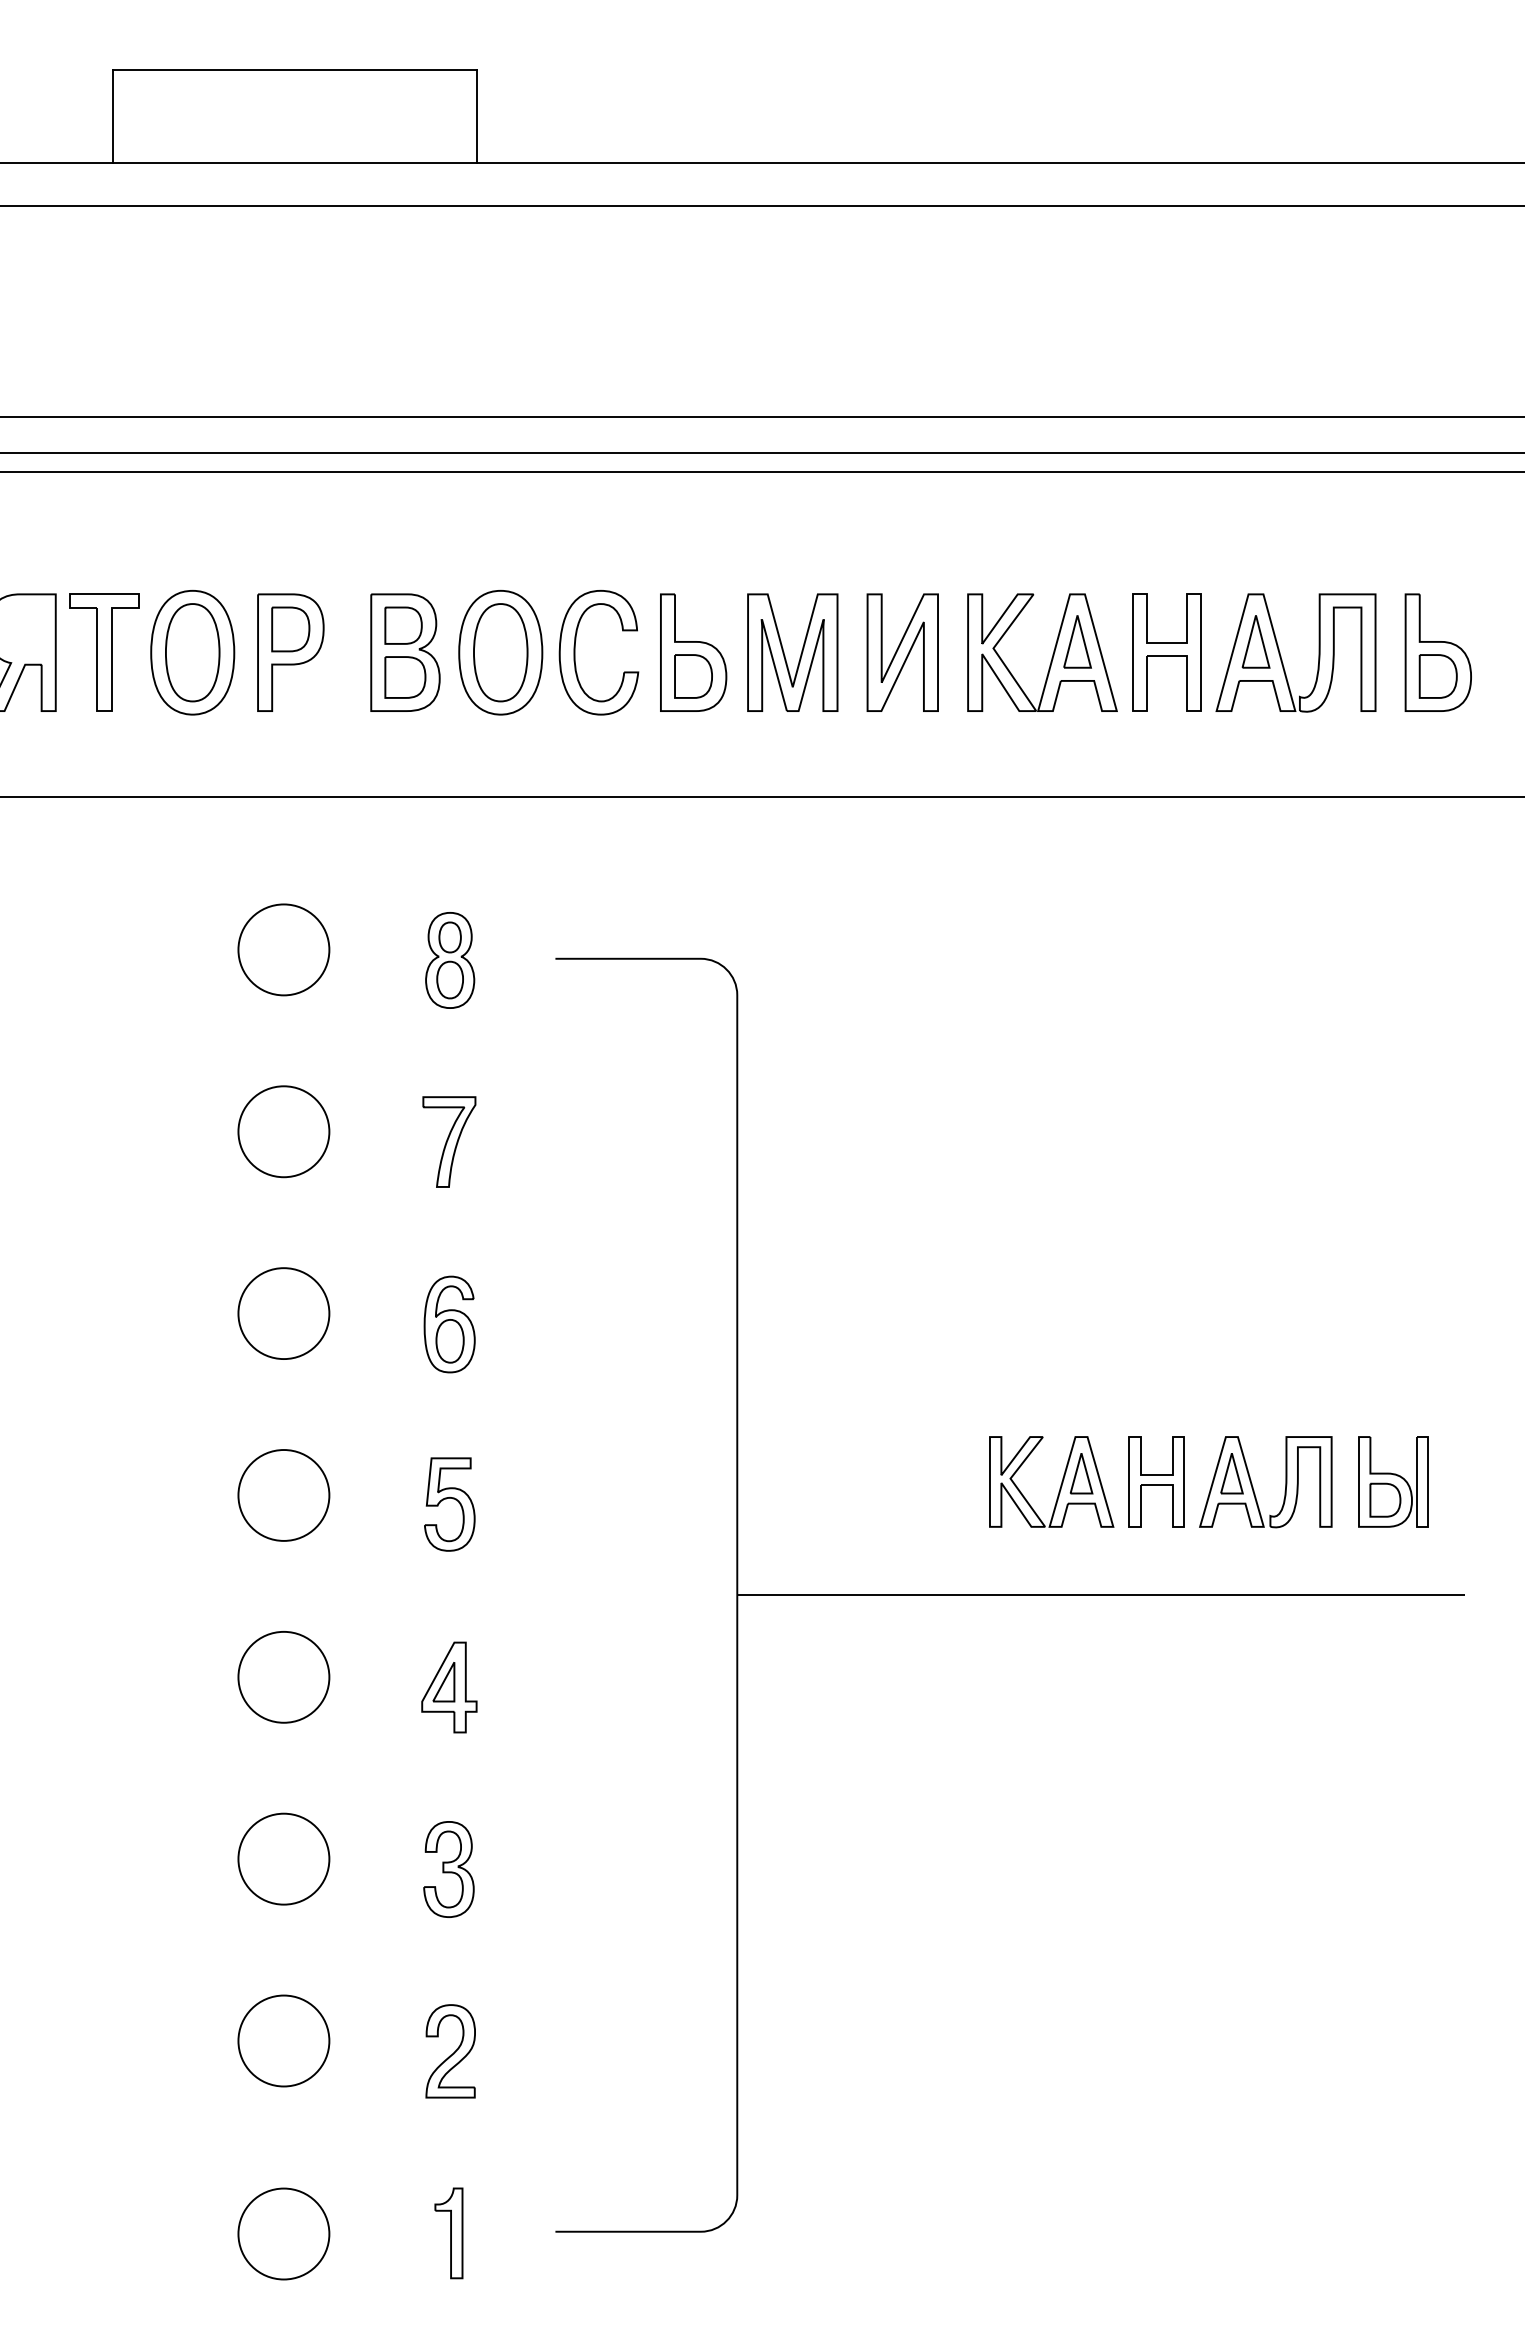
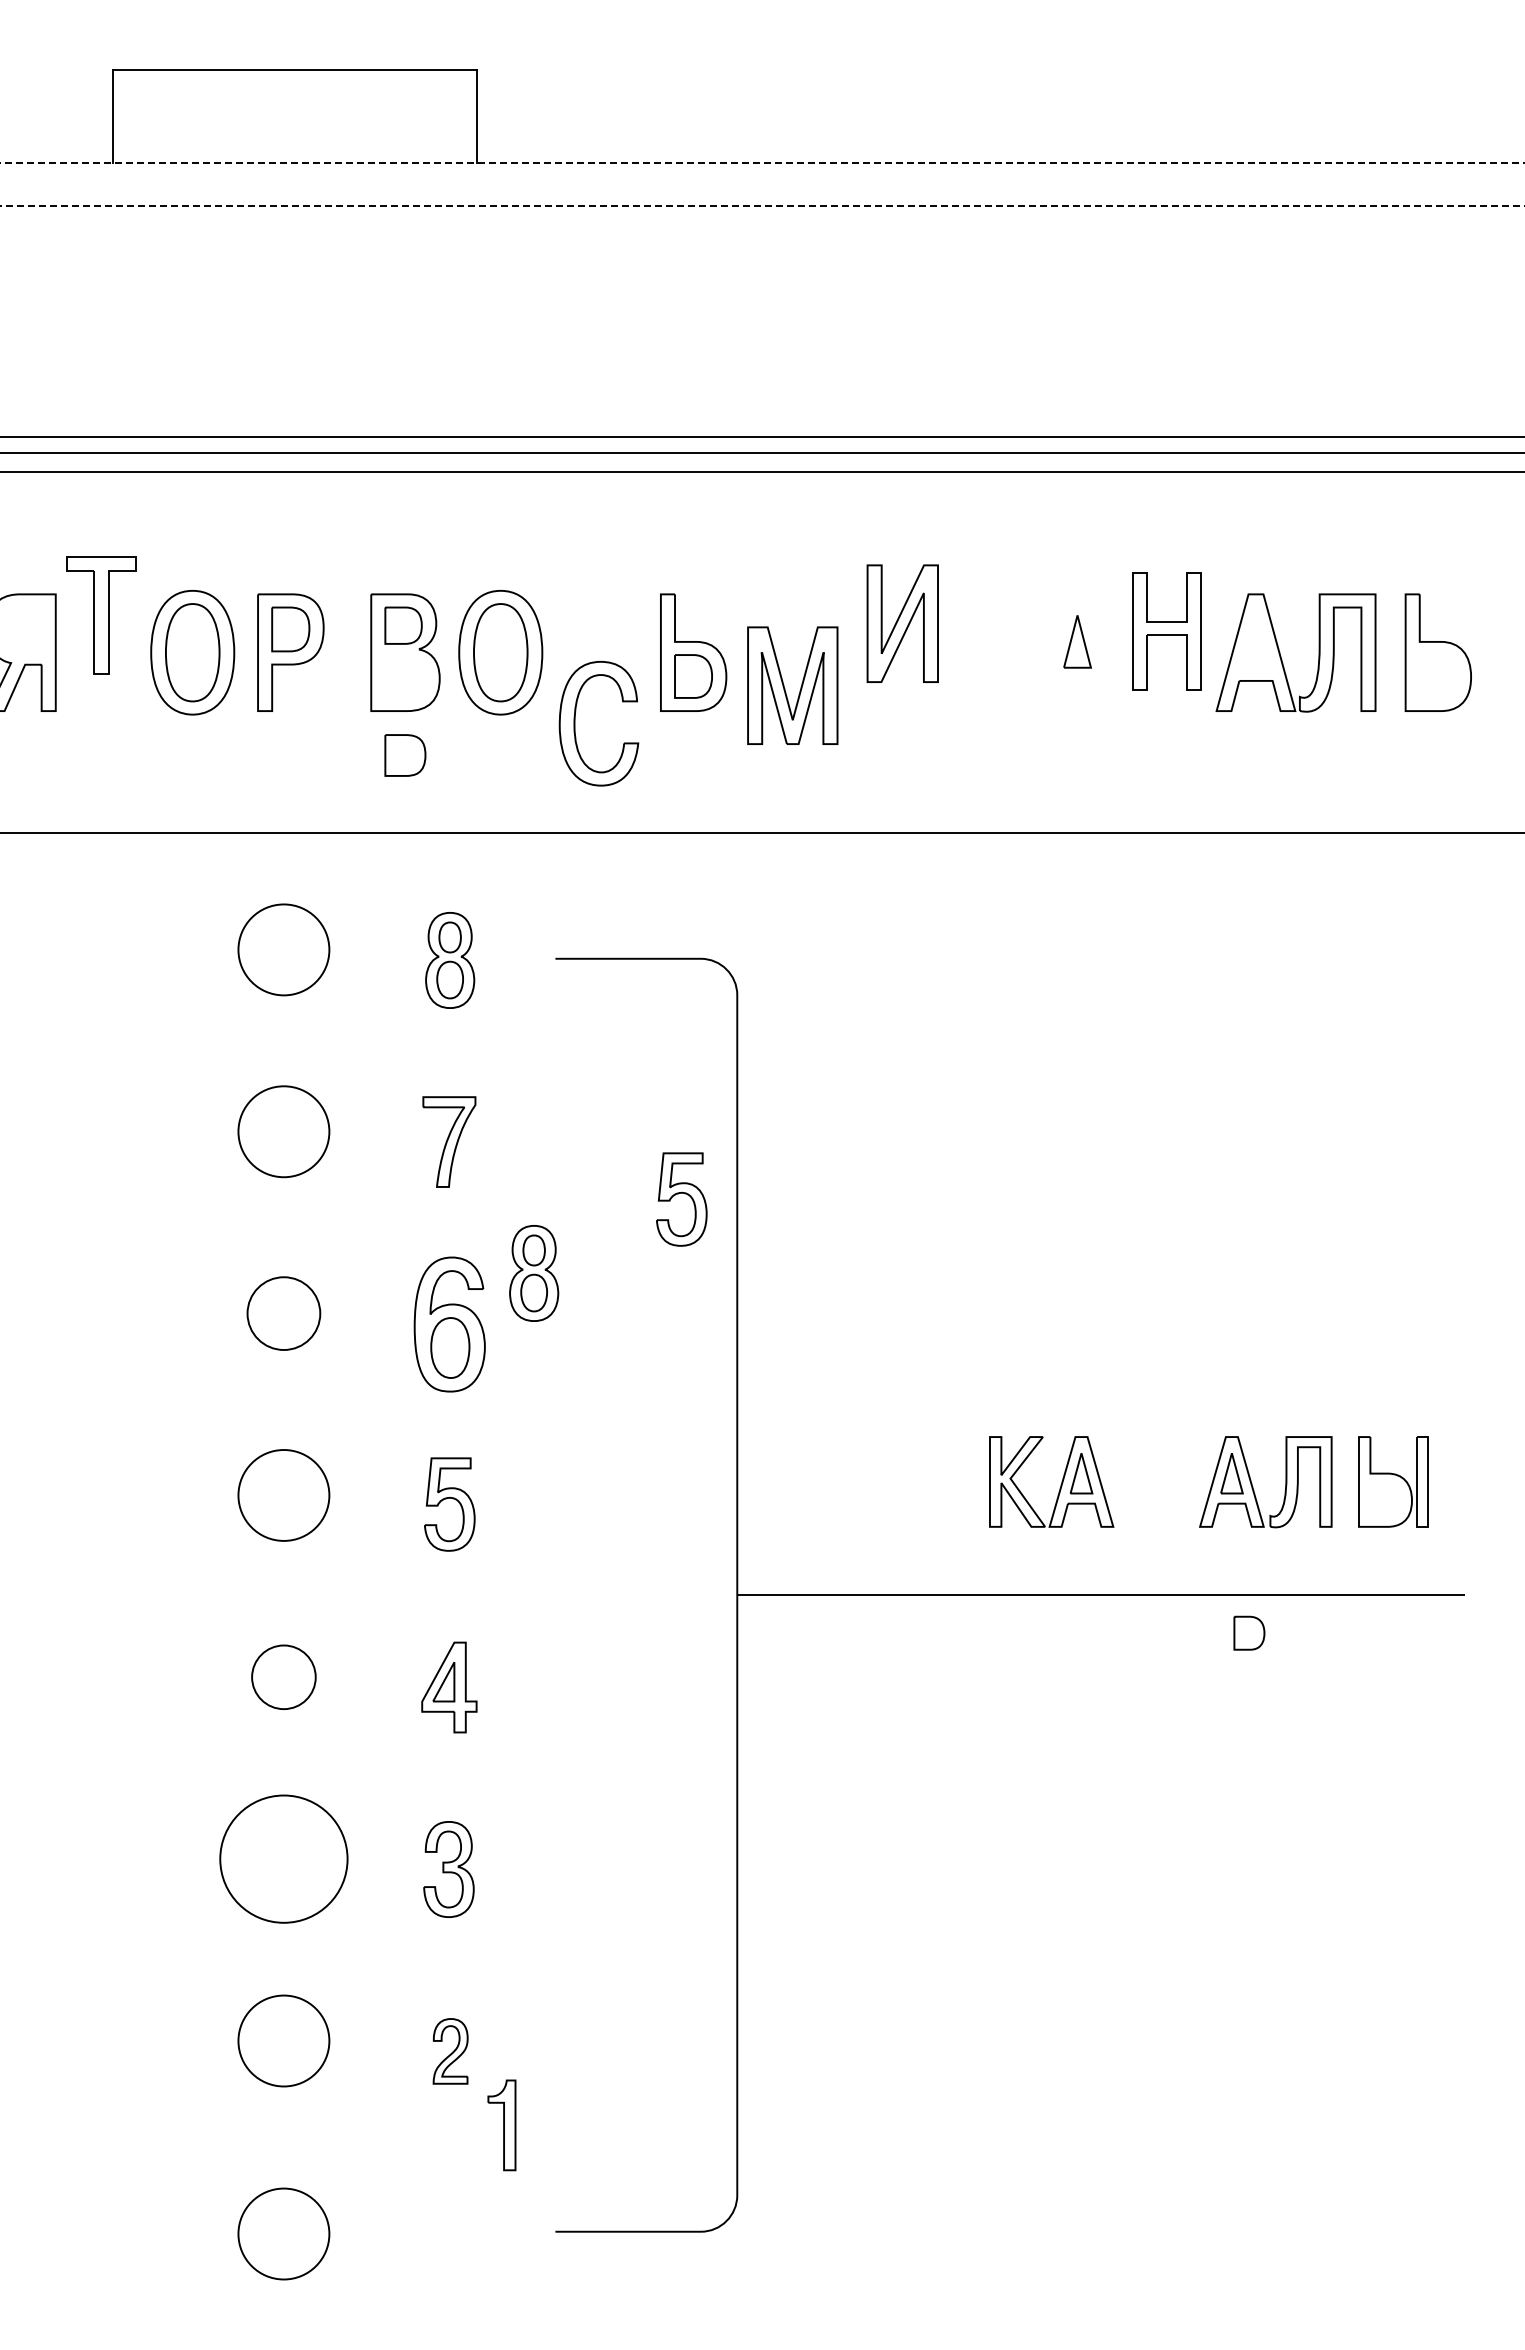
line: solid -> dashed (762, 162)
line: solid -> dashed (762, 205)
line position: (761, 417) -> (761, 437) (761, 437)
part: present -> none (1255, 641)
part position: (104, 652) -> (101, 615) (101, 615)
part position: (575, 652) -> (575, 723) (575, 723)
part position: (902, 652) -> (902, 623) (902, 623)
part position: (1166, 652) -> (1166, 631) (1166, 631)
part: present -> none (1052, 654)
part position: (785, 655) -> (785, 688) (785, 688)
part: present -> none (1437, 676)
part position: (405, 677) -> (405, 755) (405, 755)
line position: (761, 796) -> (761, 832) (761, 832)
part: none -> present (681, 1199)
part: none -> present (534, 1273)
circle diameter: 91 px -> 73 px (283, 1313)
part size: 53x99 px -> 73x137 px (449, 1324)
part: present -> none (1156, 1481)
part position: (1385, 1499) -> (1249, 1632) (1249, 1632)
circle diameter: 91 px -> 64 px (283, 1677)
circle diameter: 91 px -> 127 px (283, 1858)
part size: 51x95 px -> 37x67 px (450, 2051)
part position: (448, 2233) -> (501, 2125) (501, 2125)
